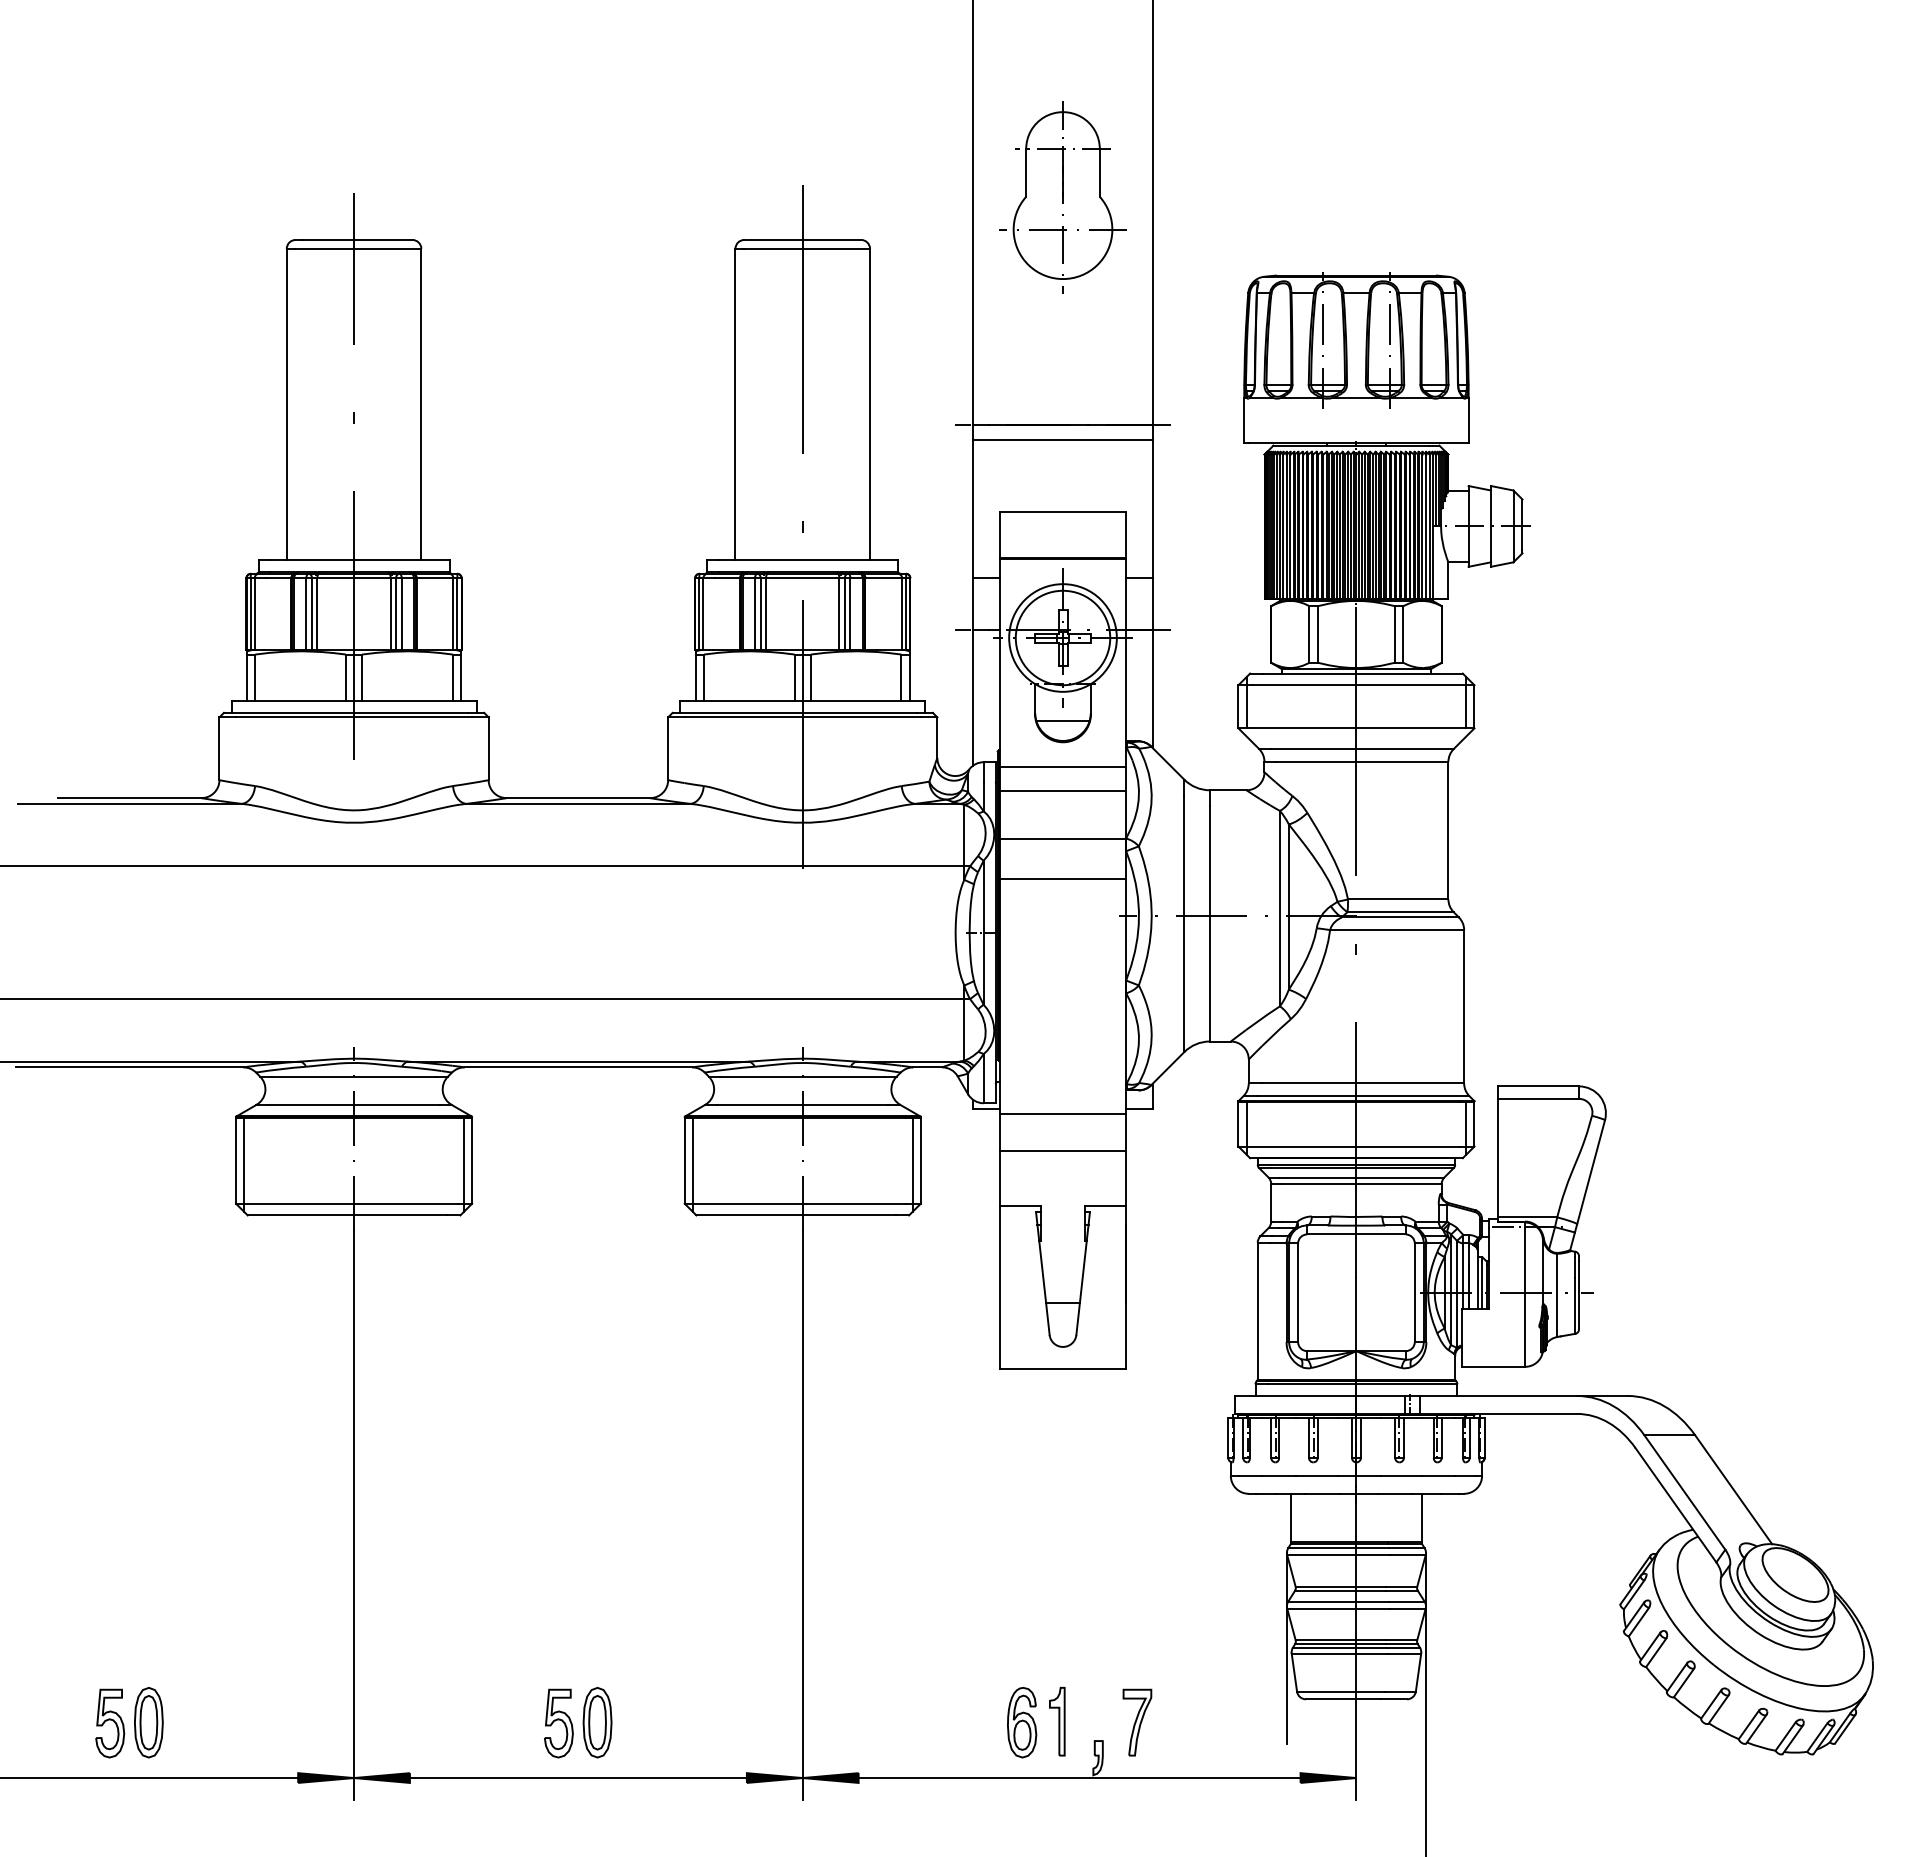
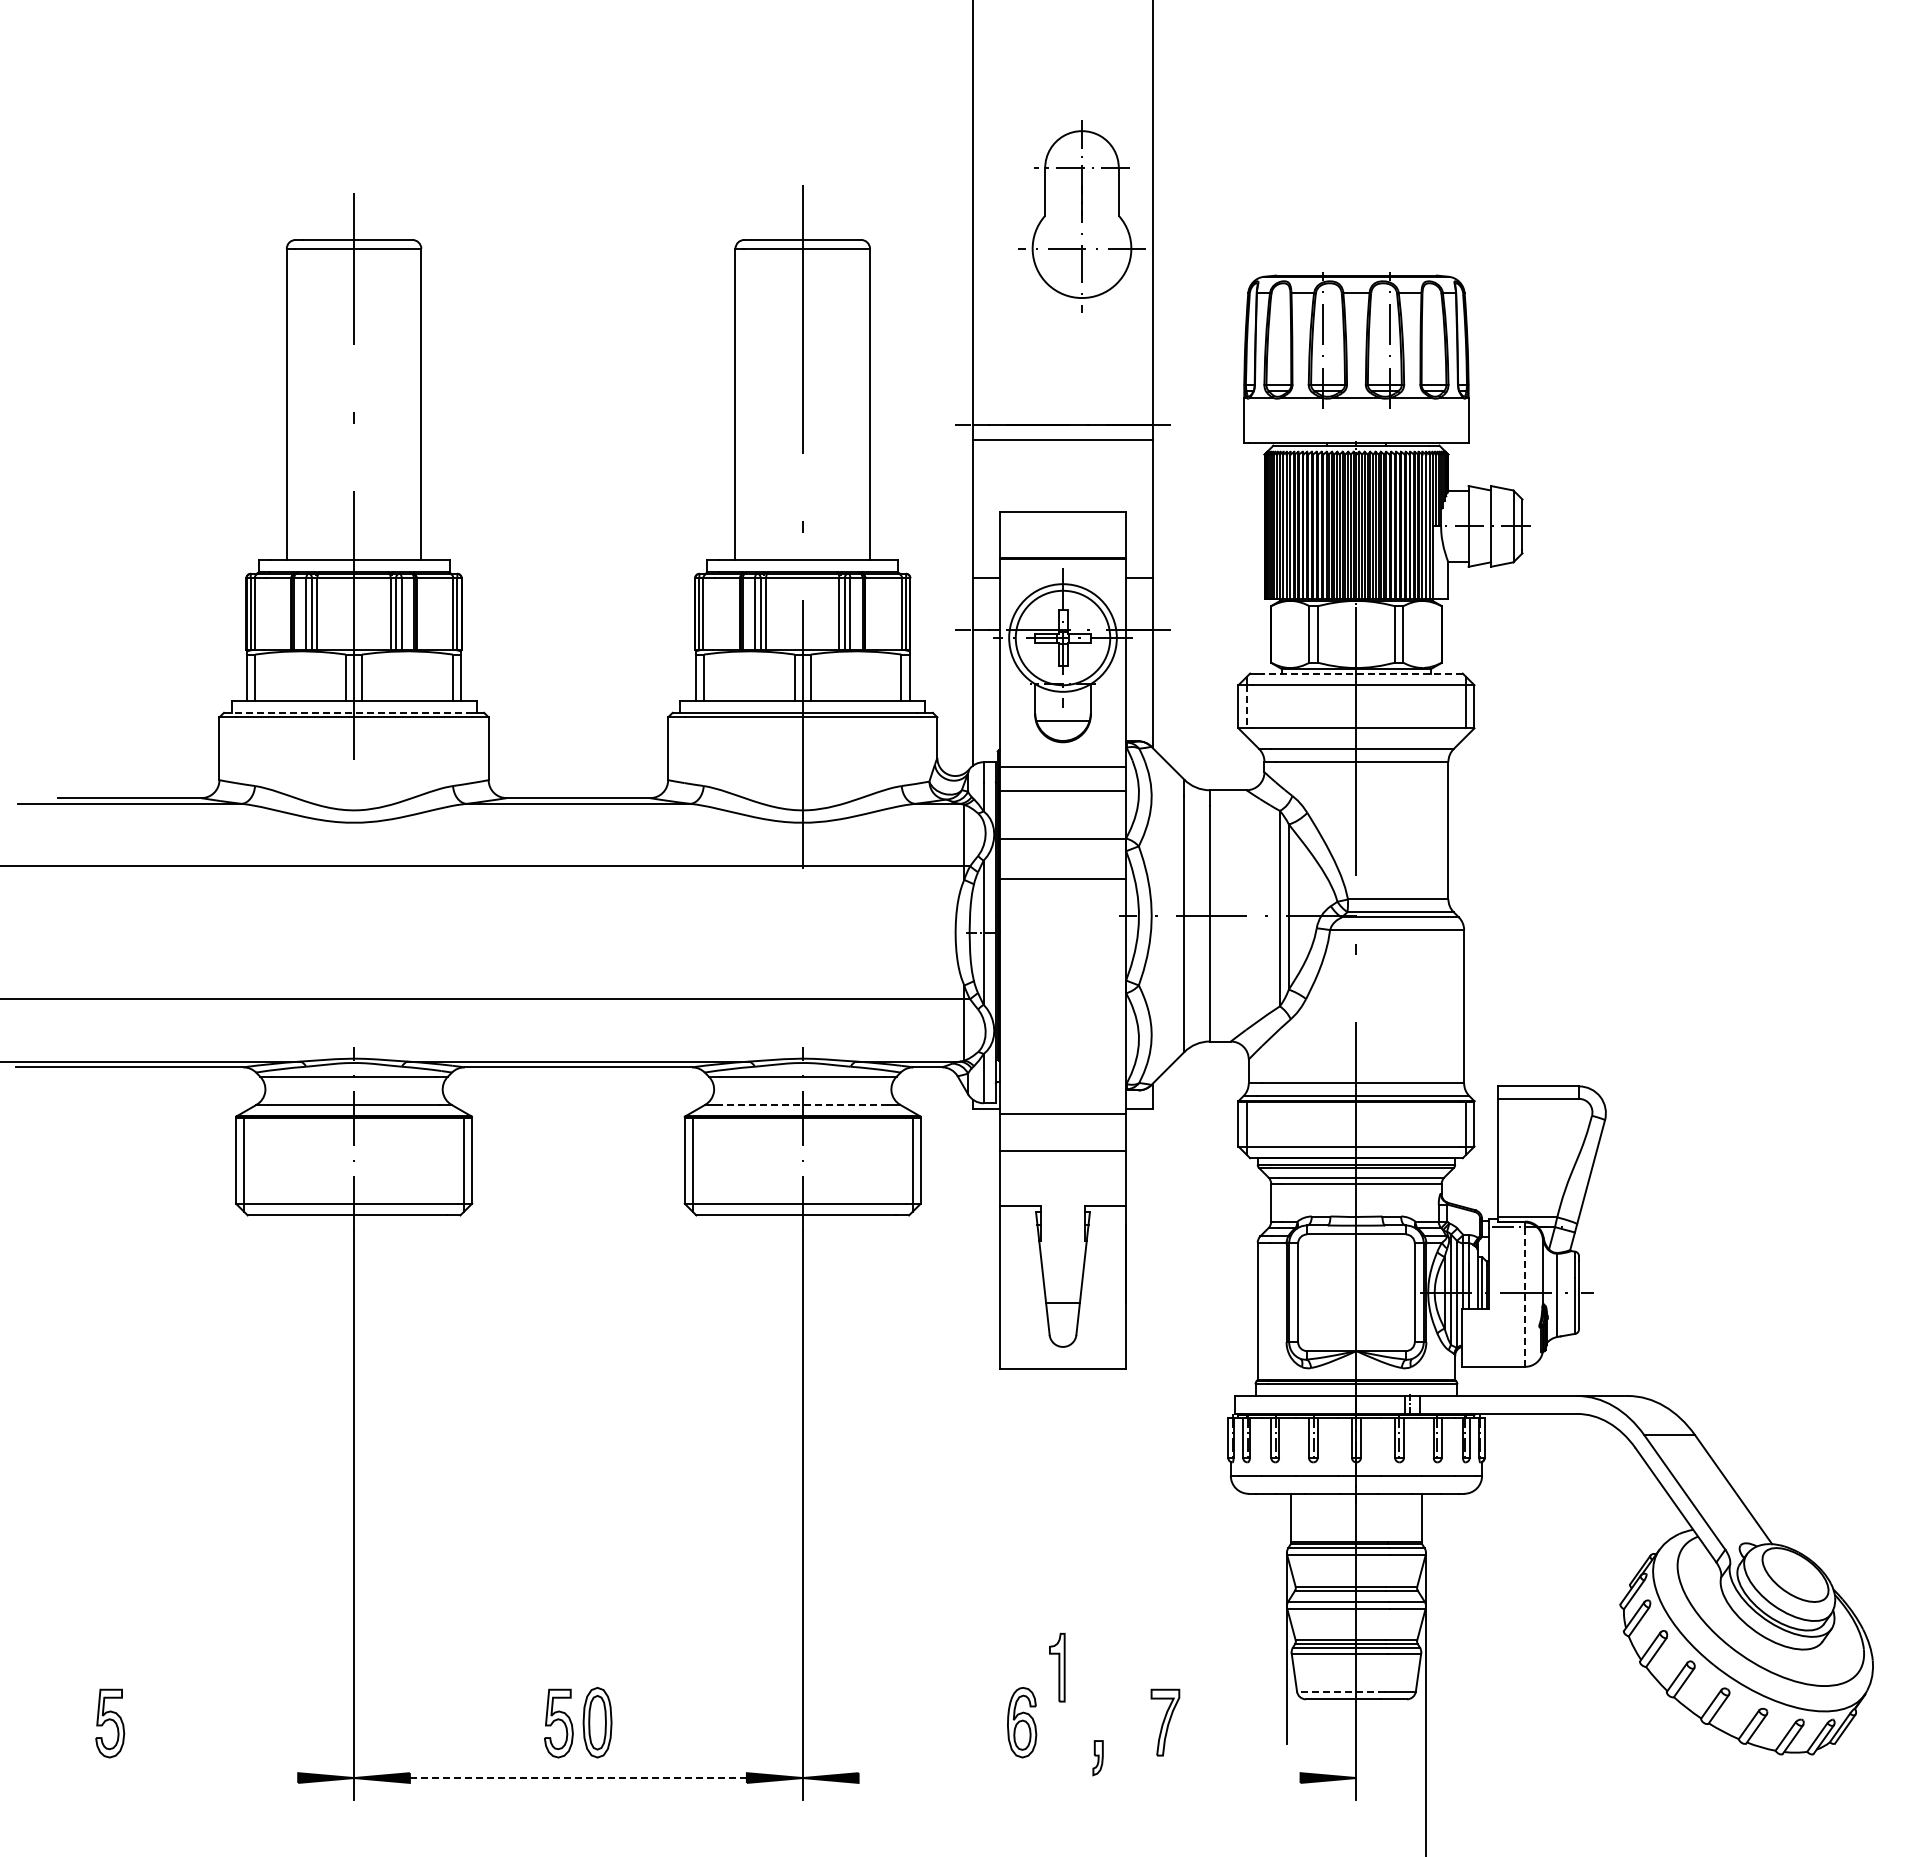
part position: (1062, 197) -> (1081, 216) (1081, 216)
line: solid -> dashed (1362, 673)
line: solid -> dashed (1246, 706)
line: solid -> dashed (346, 712)
line: solid -> dashed (802, 1104)
line: solid -> dashed (1525, 1297)
line: solid -> dashed (1341, 1691)
part position: (1057, 1721) -> (1057, 1667) (1057, 1667)
part: present -> none (148, 1722)
part position: (1137, 1722) -> (1165, 1722) (1165, 1722)
line: present -> none (150, 1778)
line: solid -> dashed (578, 1778)
line: present -> none (1079, 1778)
